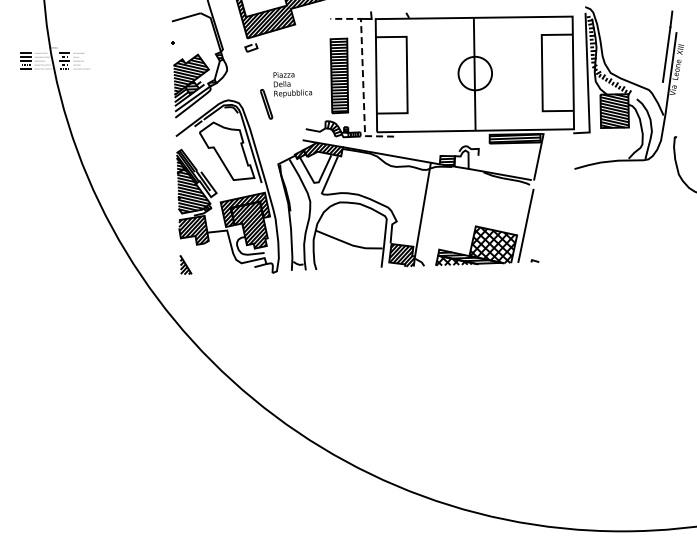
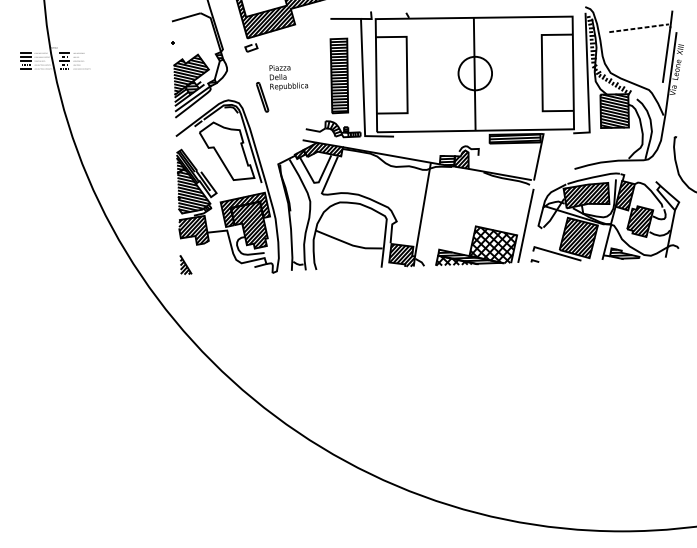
line: none -> present (638, 28)
line: dashed -> solid (363, 76)
part position: (286, 95) -> (282, 88) (282, 88)
hatch: none -> present (461, 159)
part: none -> present (606, 216)
